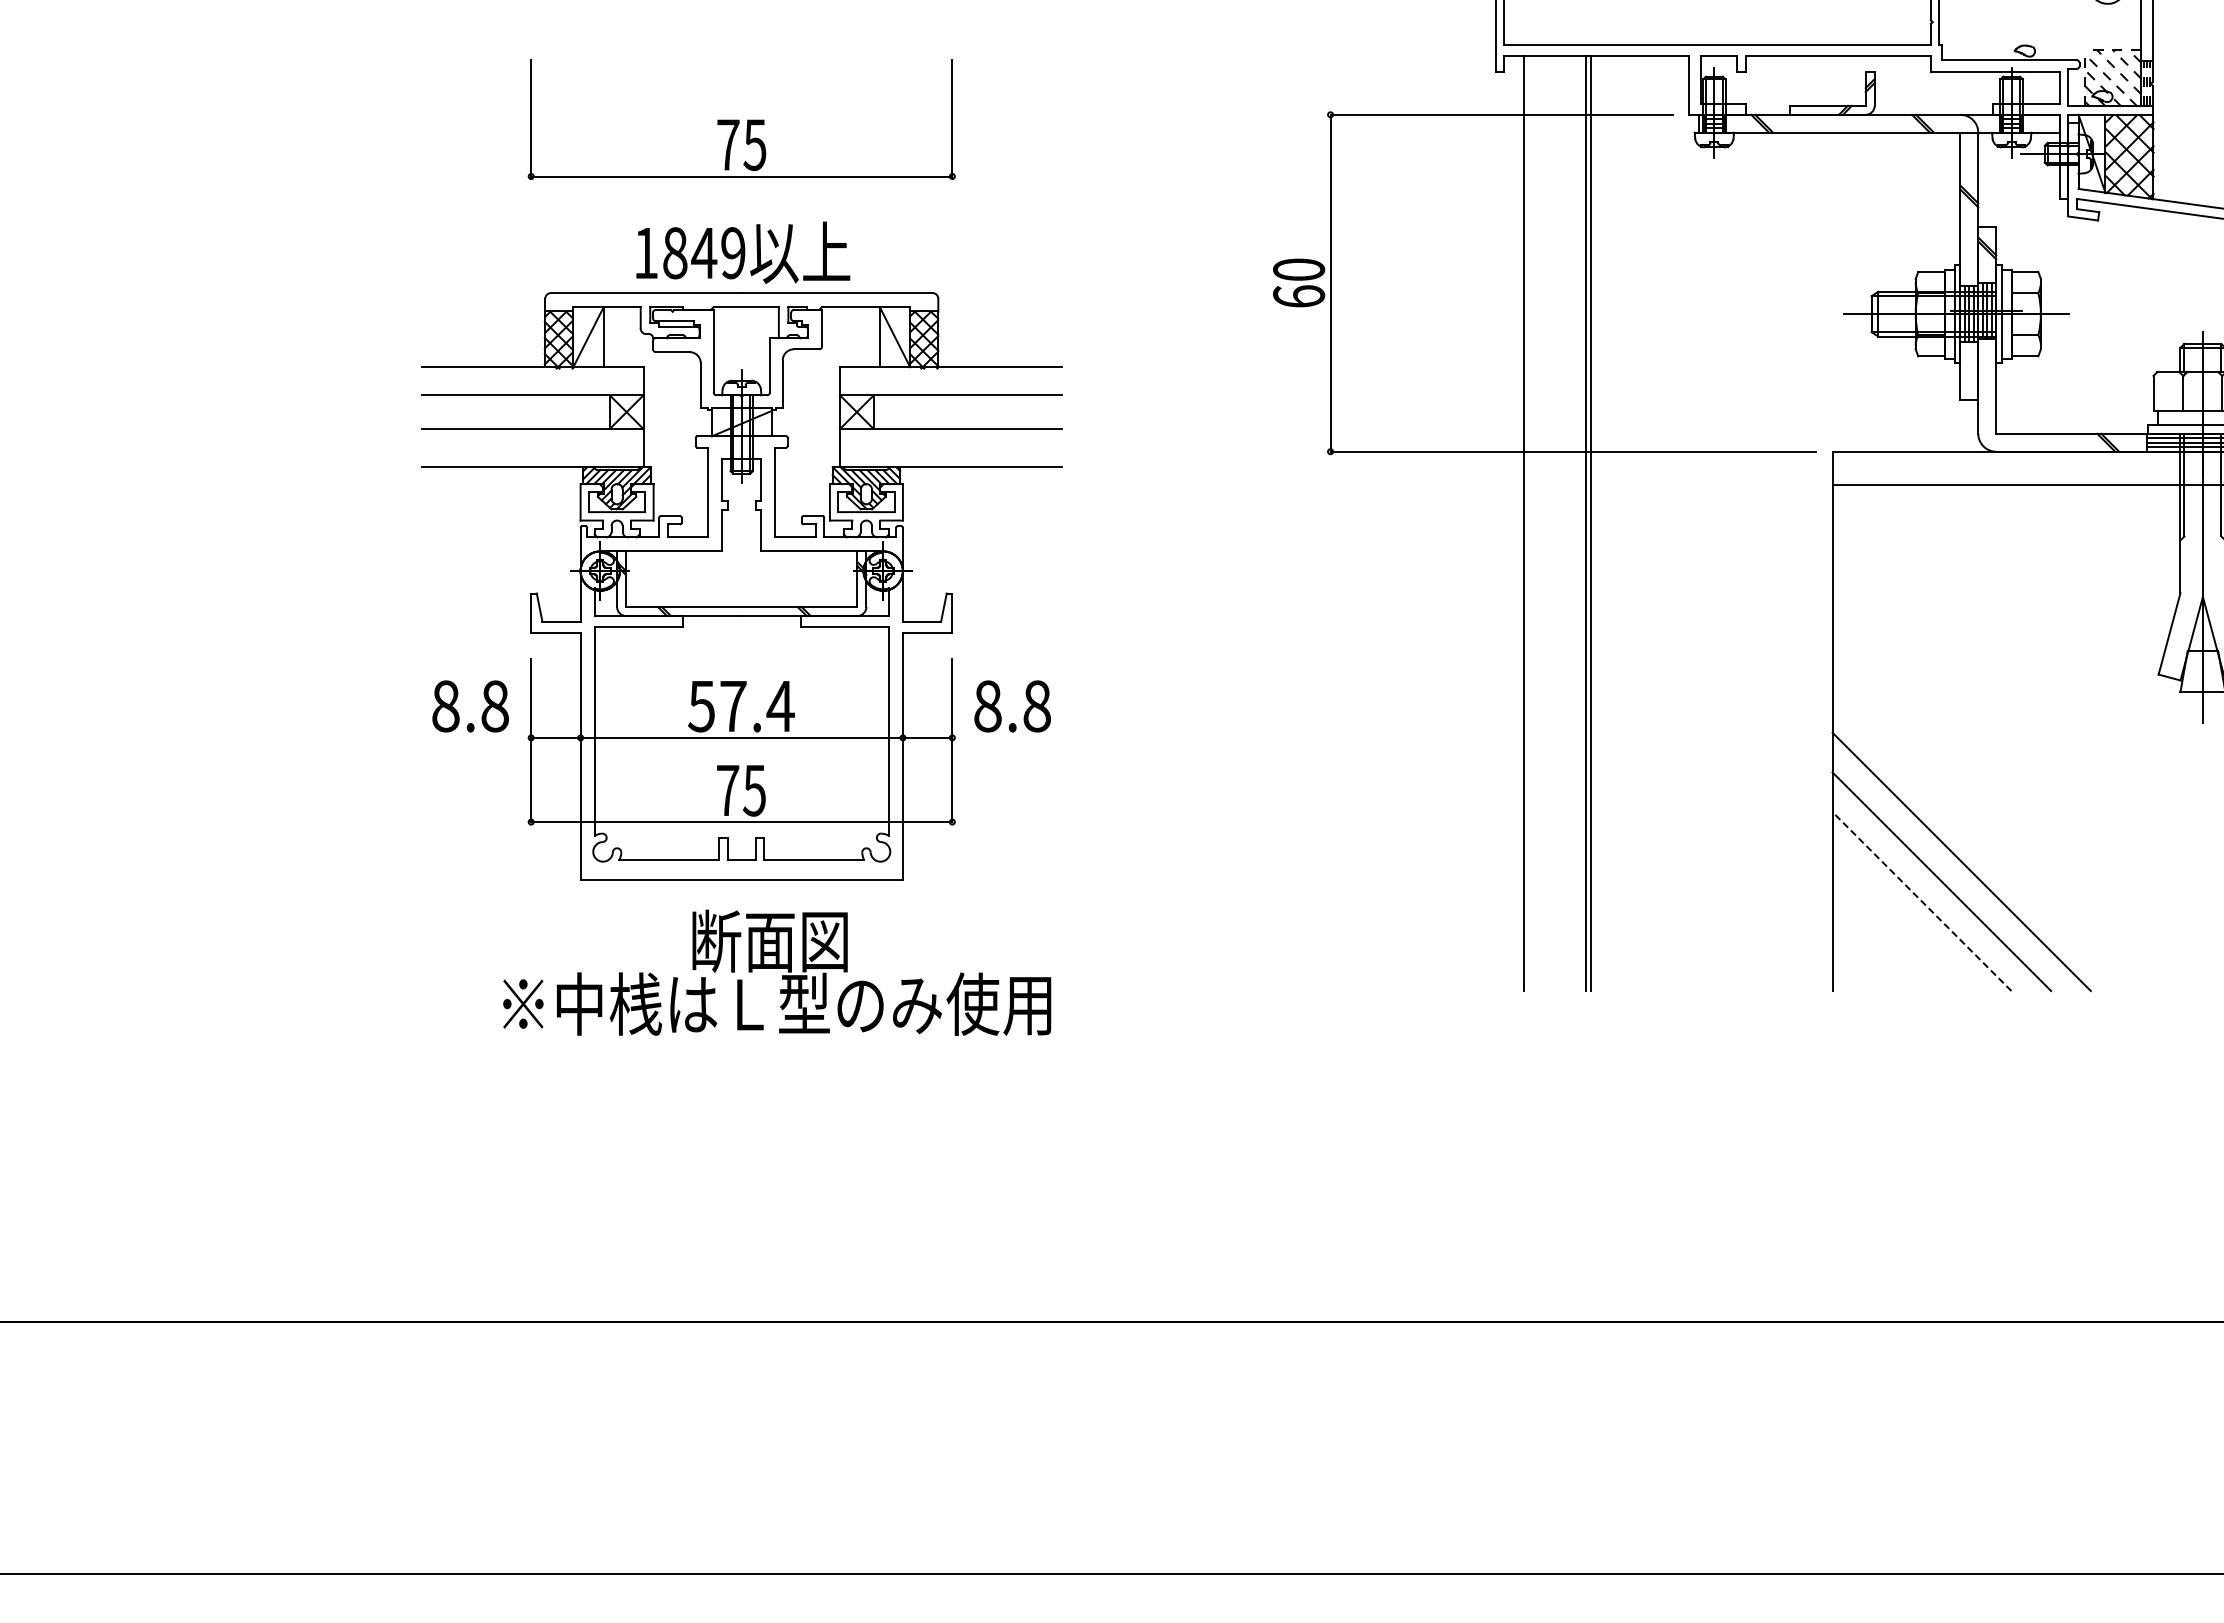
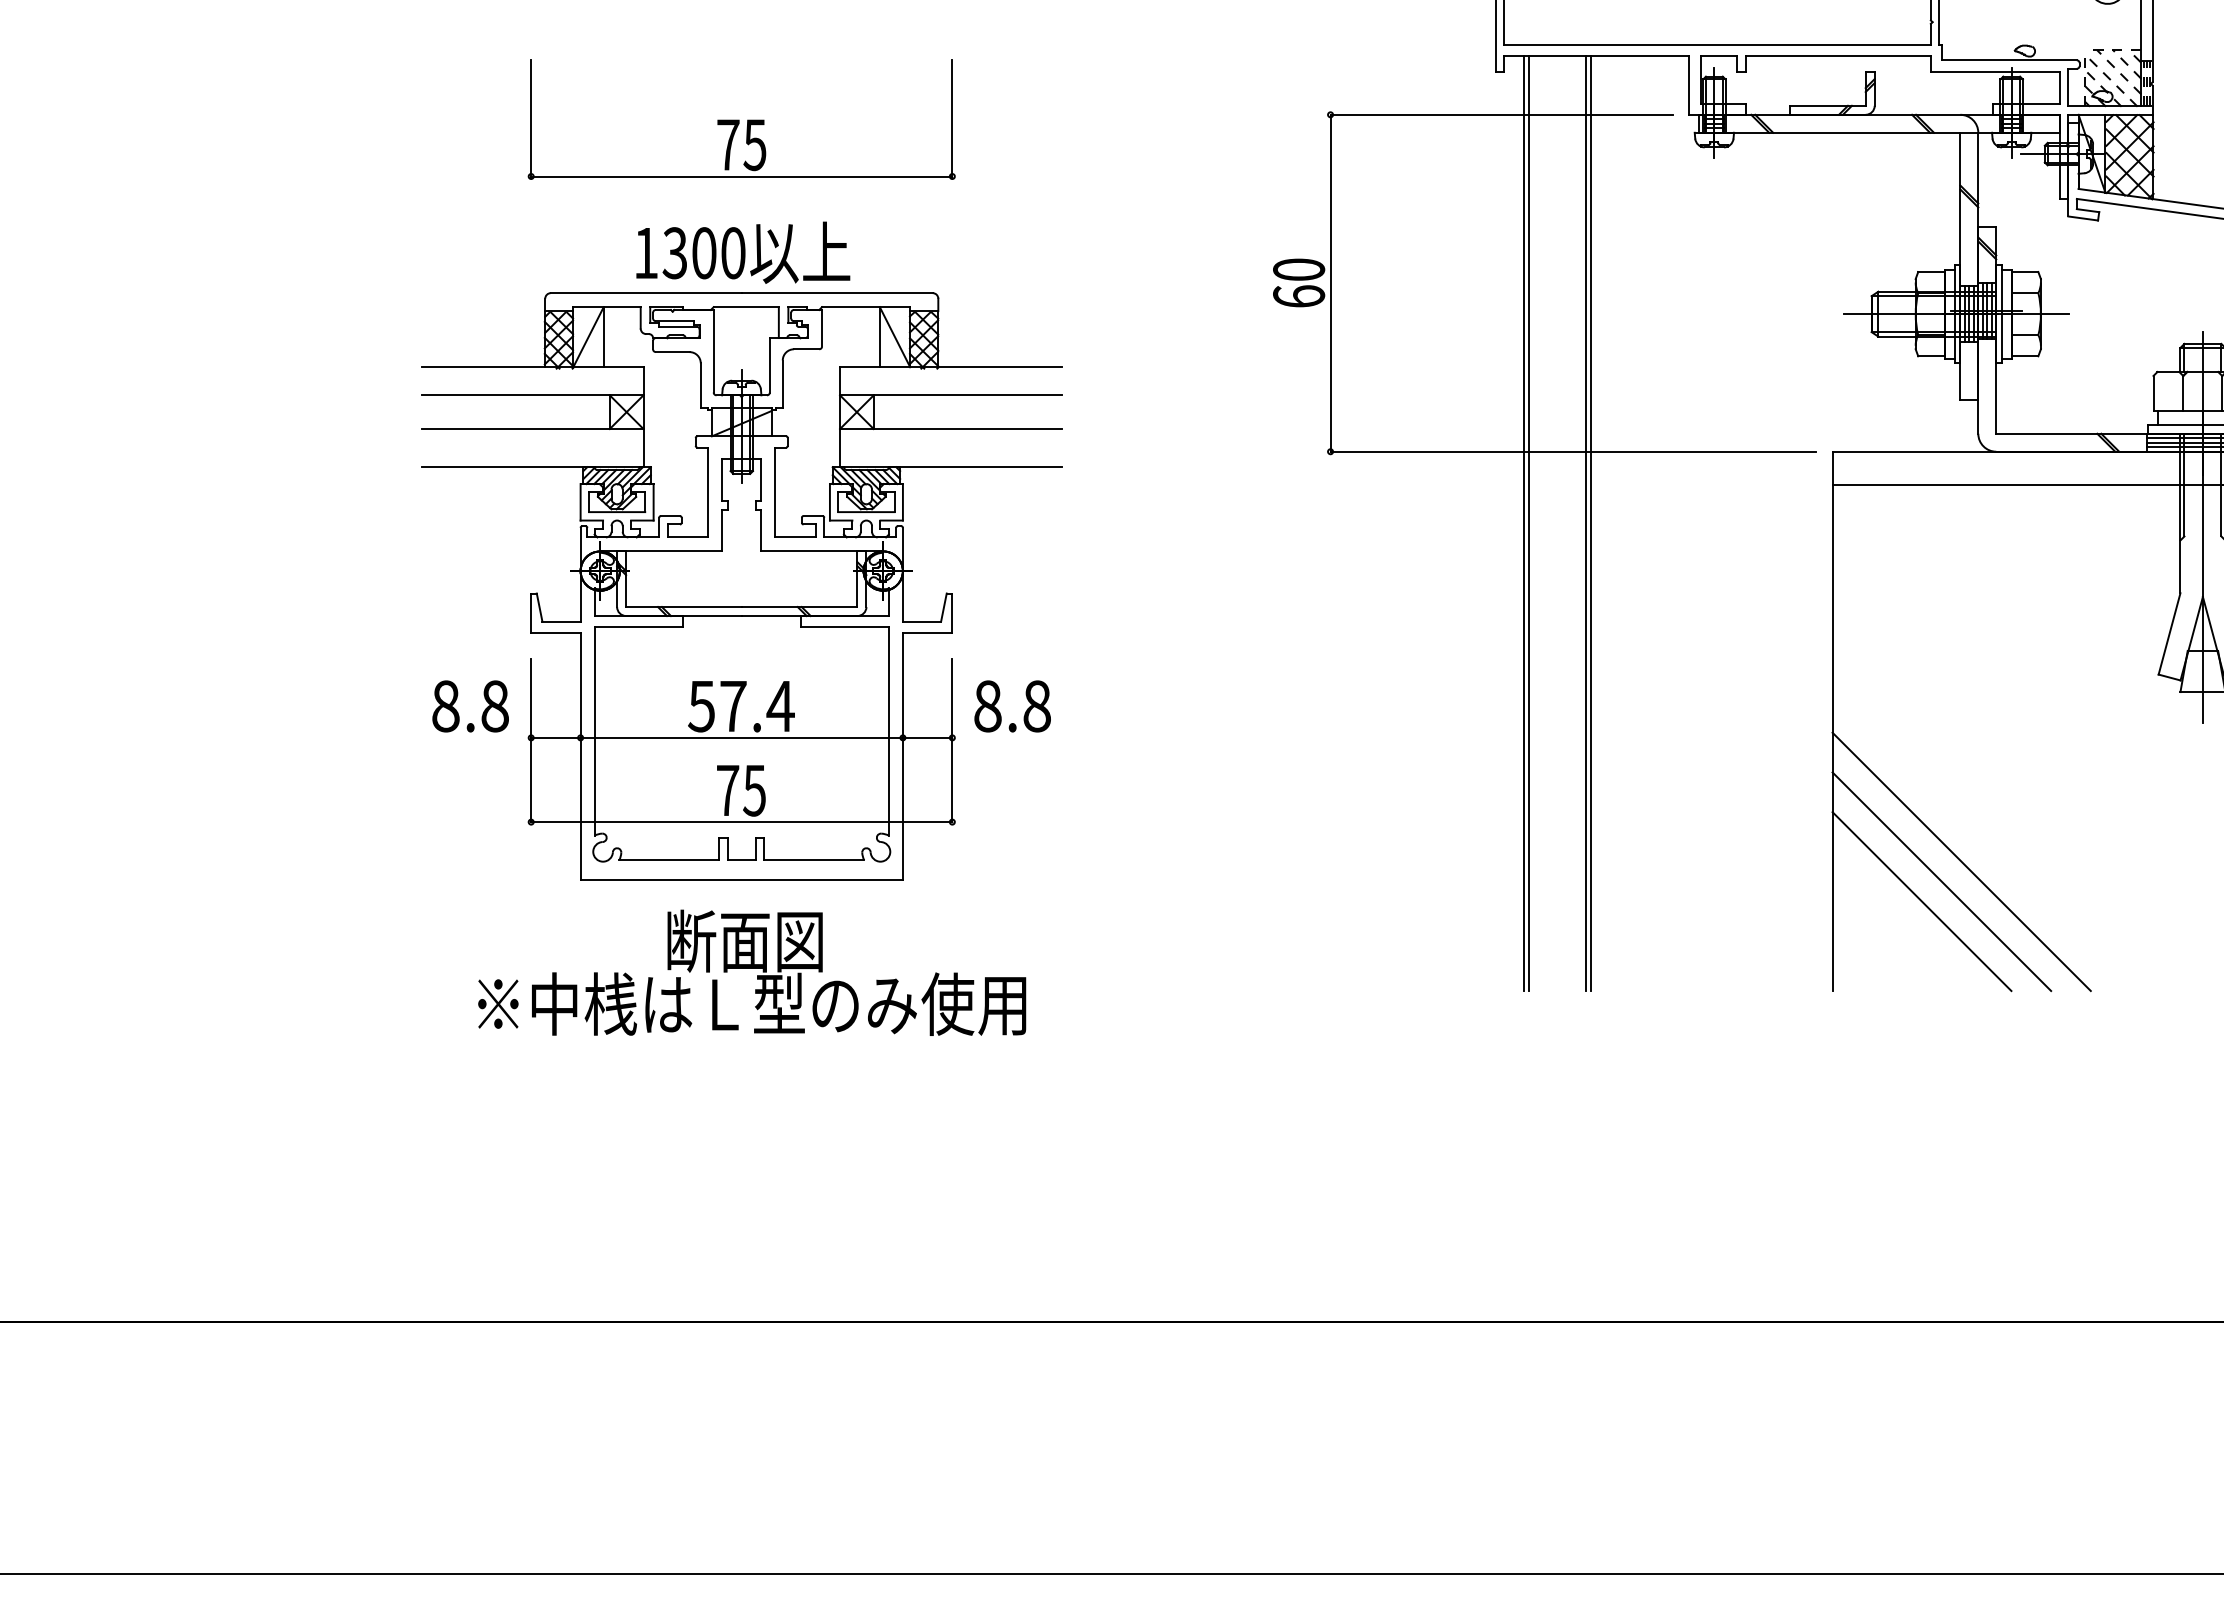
text: 1849 -> 1300 (703, 253)
line: none -> present (1529, 523)
line: dashed -> solid (1921, 901)
text position: (777, 972) -> (752, 972) (752, 972)
